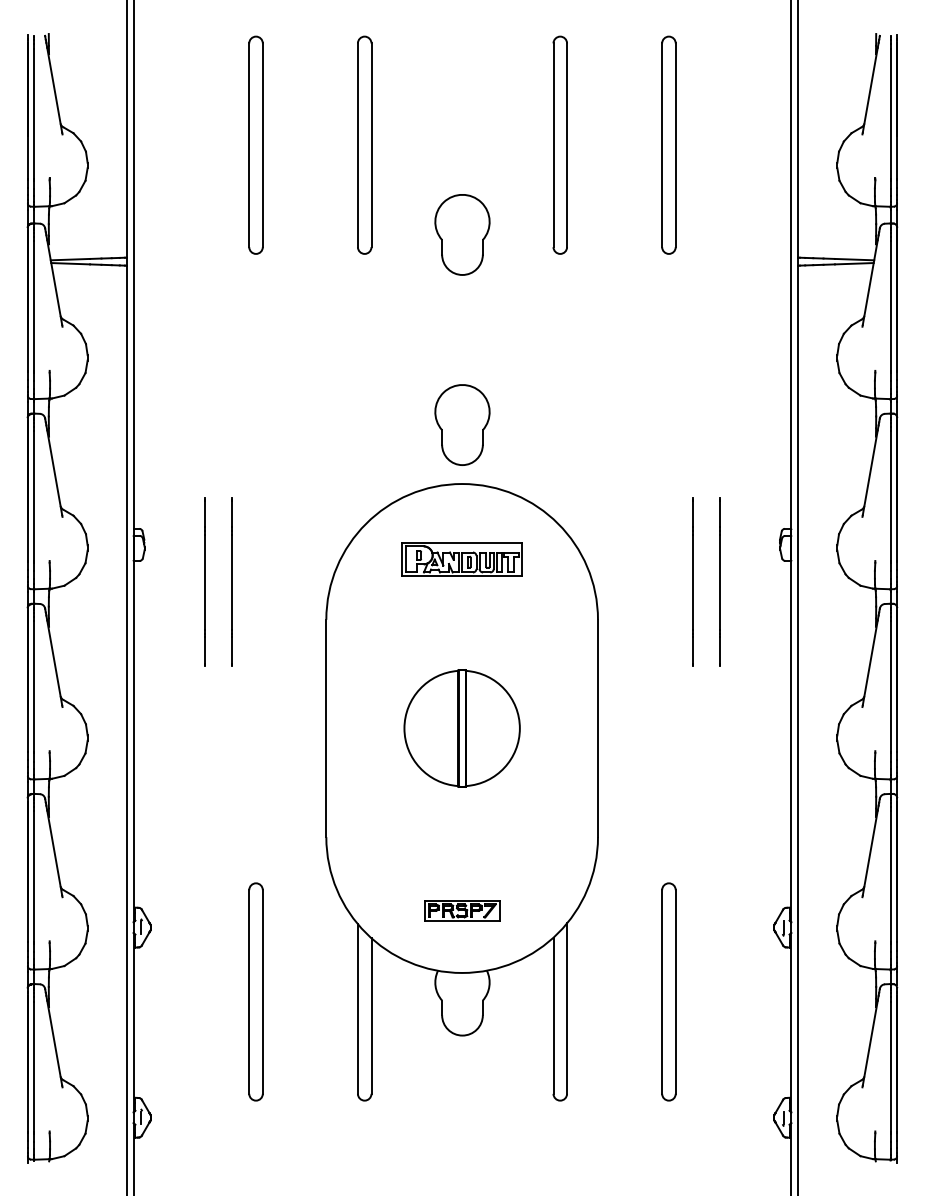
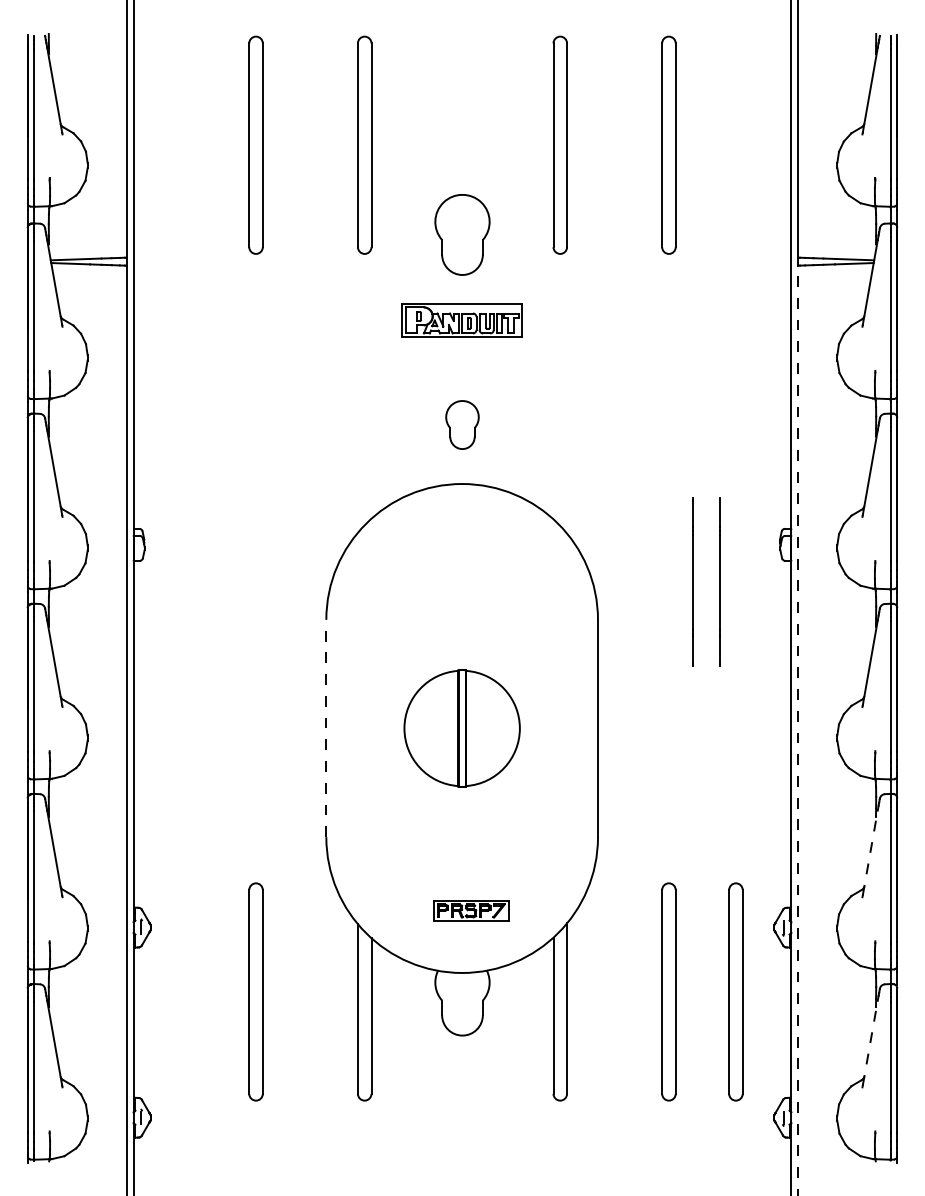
part size: 57x82 px -> 35x50 px (462, 424)
part position: (461, 559) -> (461, 320) (461, 320)
line: present -> none (204, 581)
line: present -> none (231, 581)
line: solid -> dashed (326, 728)
line: solid -> dashed (798, 730)
line: solid -> dashed (870, 852)
part position: (462, 910) -> (471, 910) (471, 910)
part: none -> present (735, 991)
line: solid -> dashed (870, 1042)
